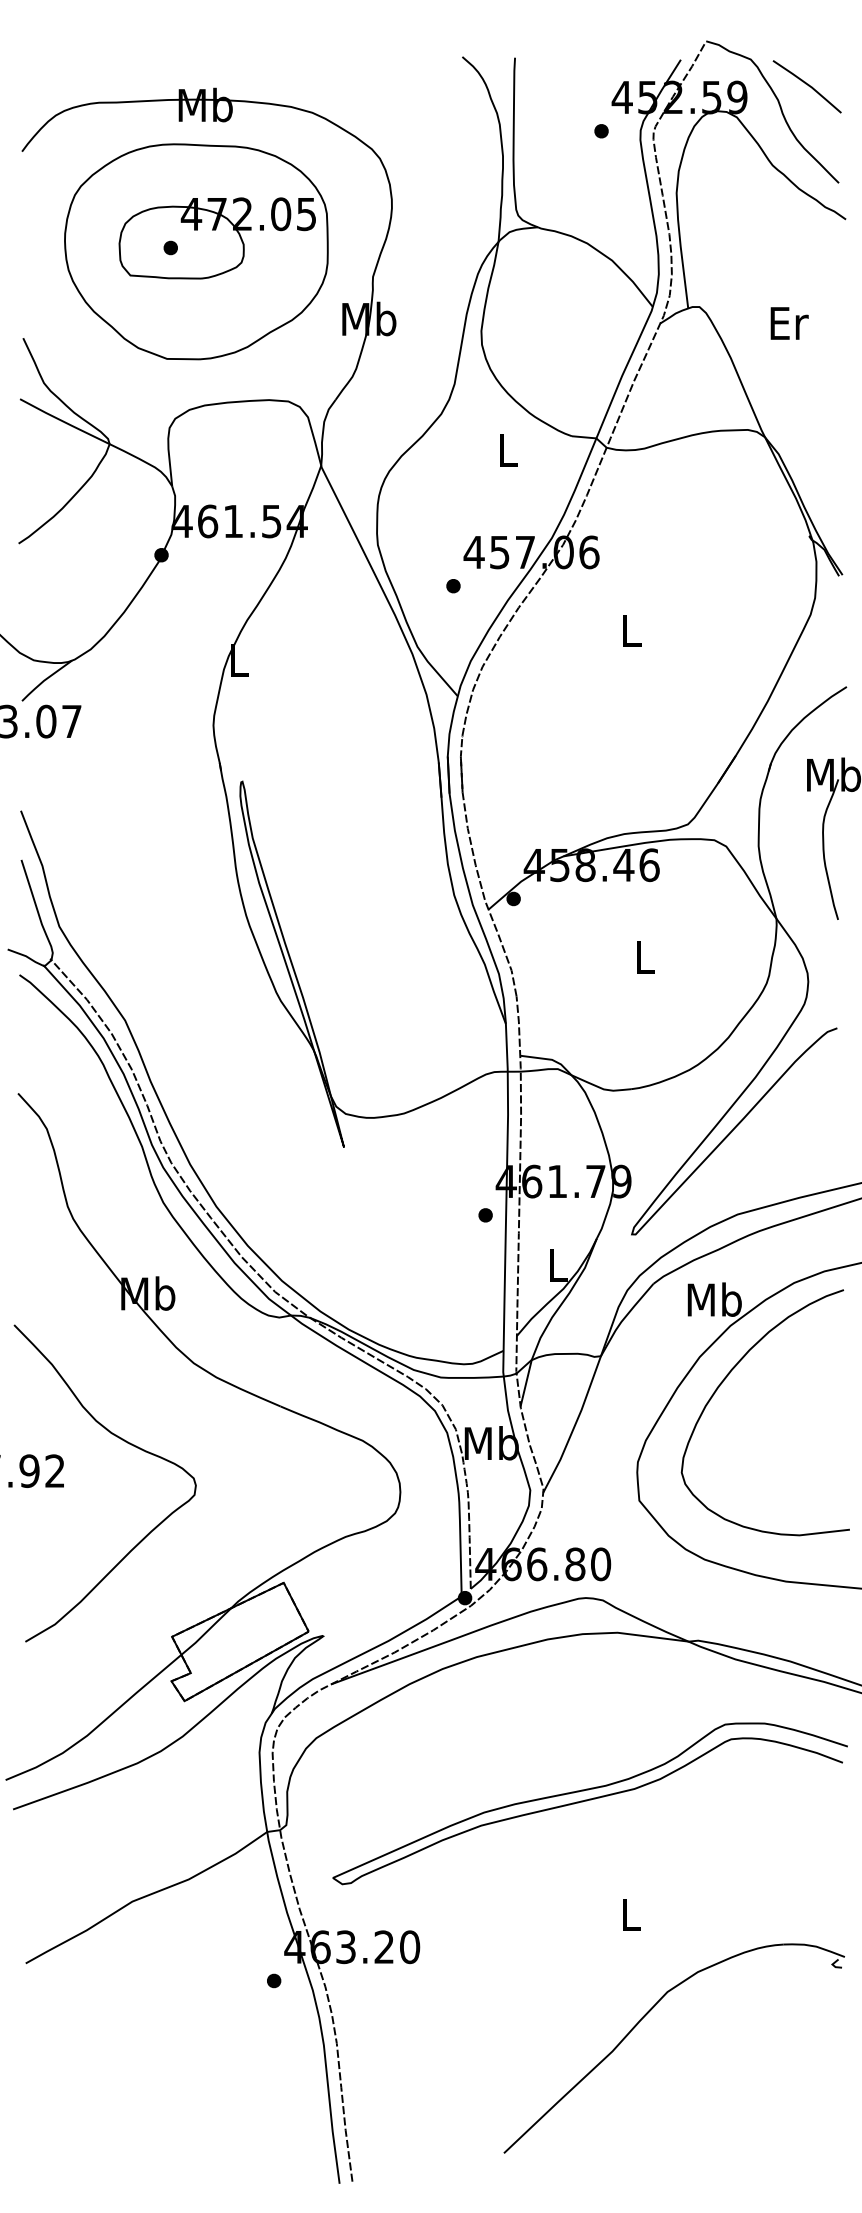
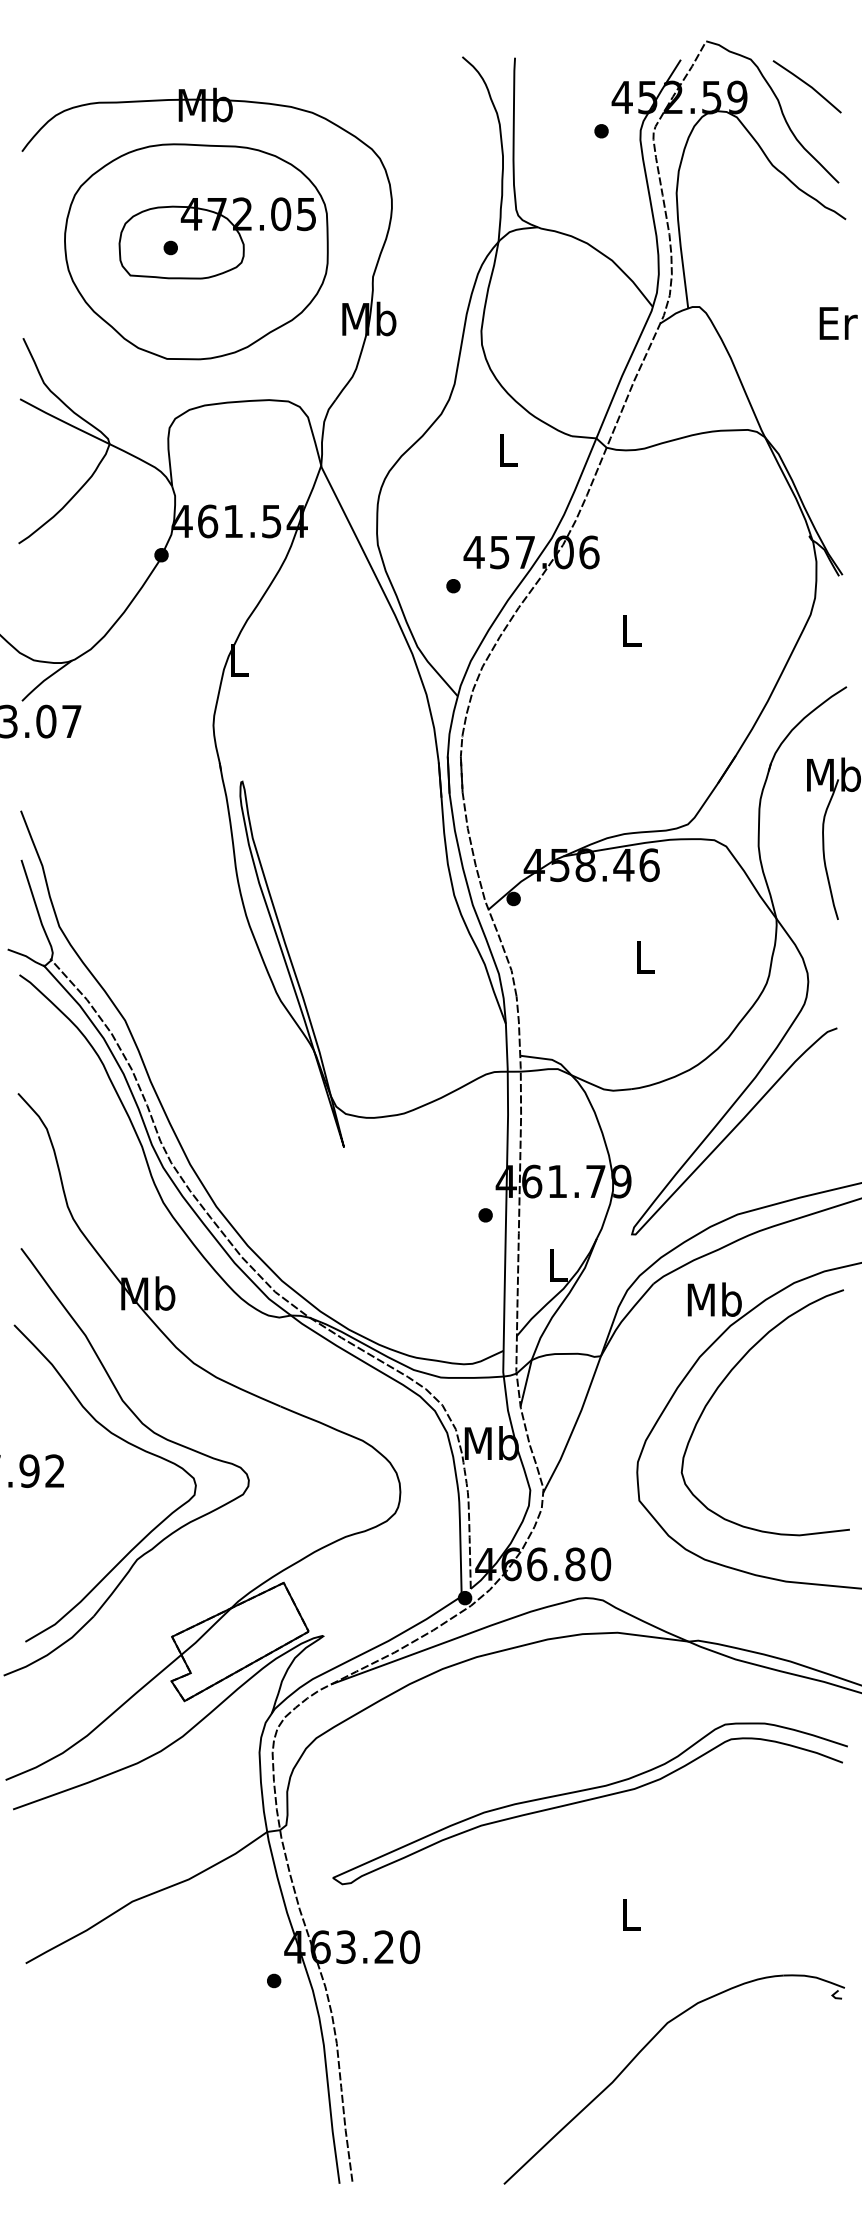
text position: (789, 323) -> (838, 323) (838, 323)
part: none -> present (150, 1431)
part position: (643, 2018) -> (643, 2049) (643, 2049)
